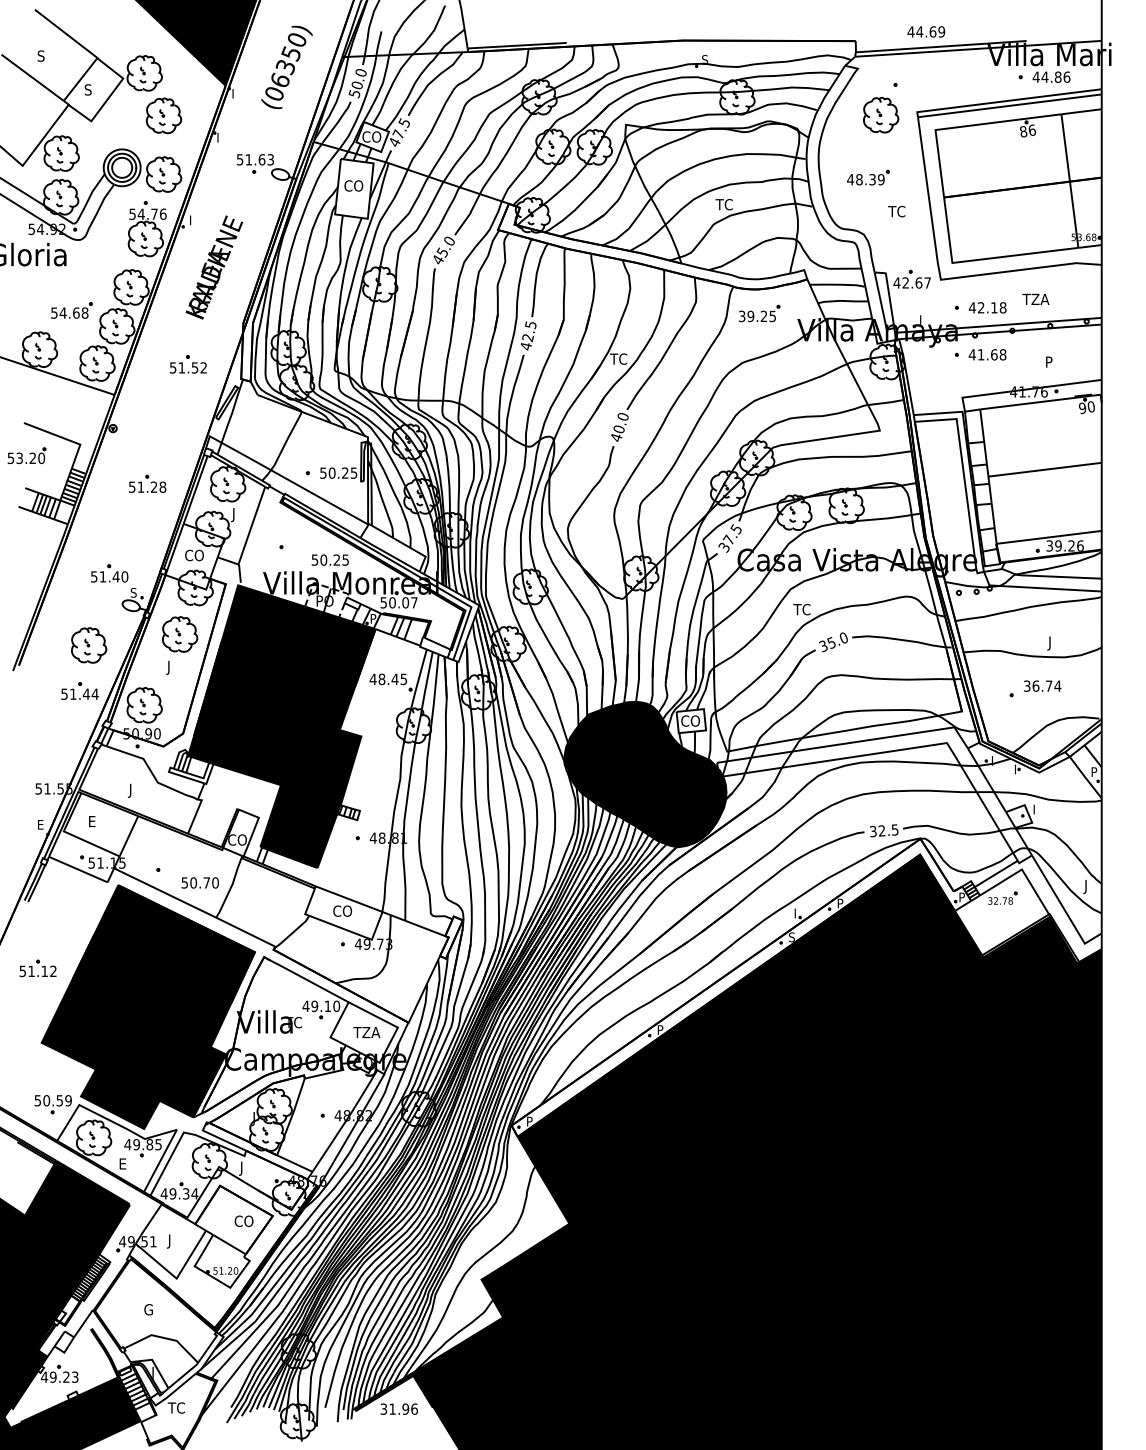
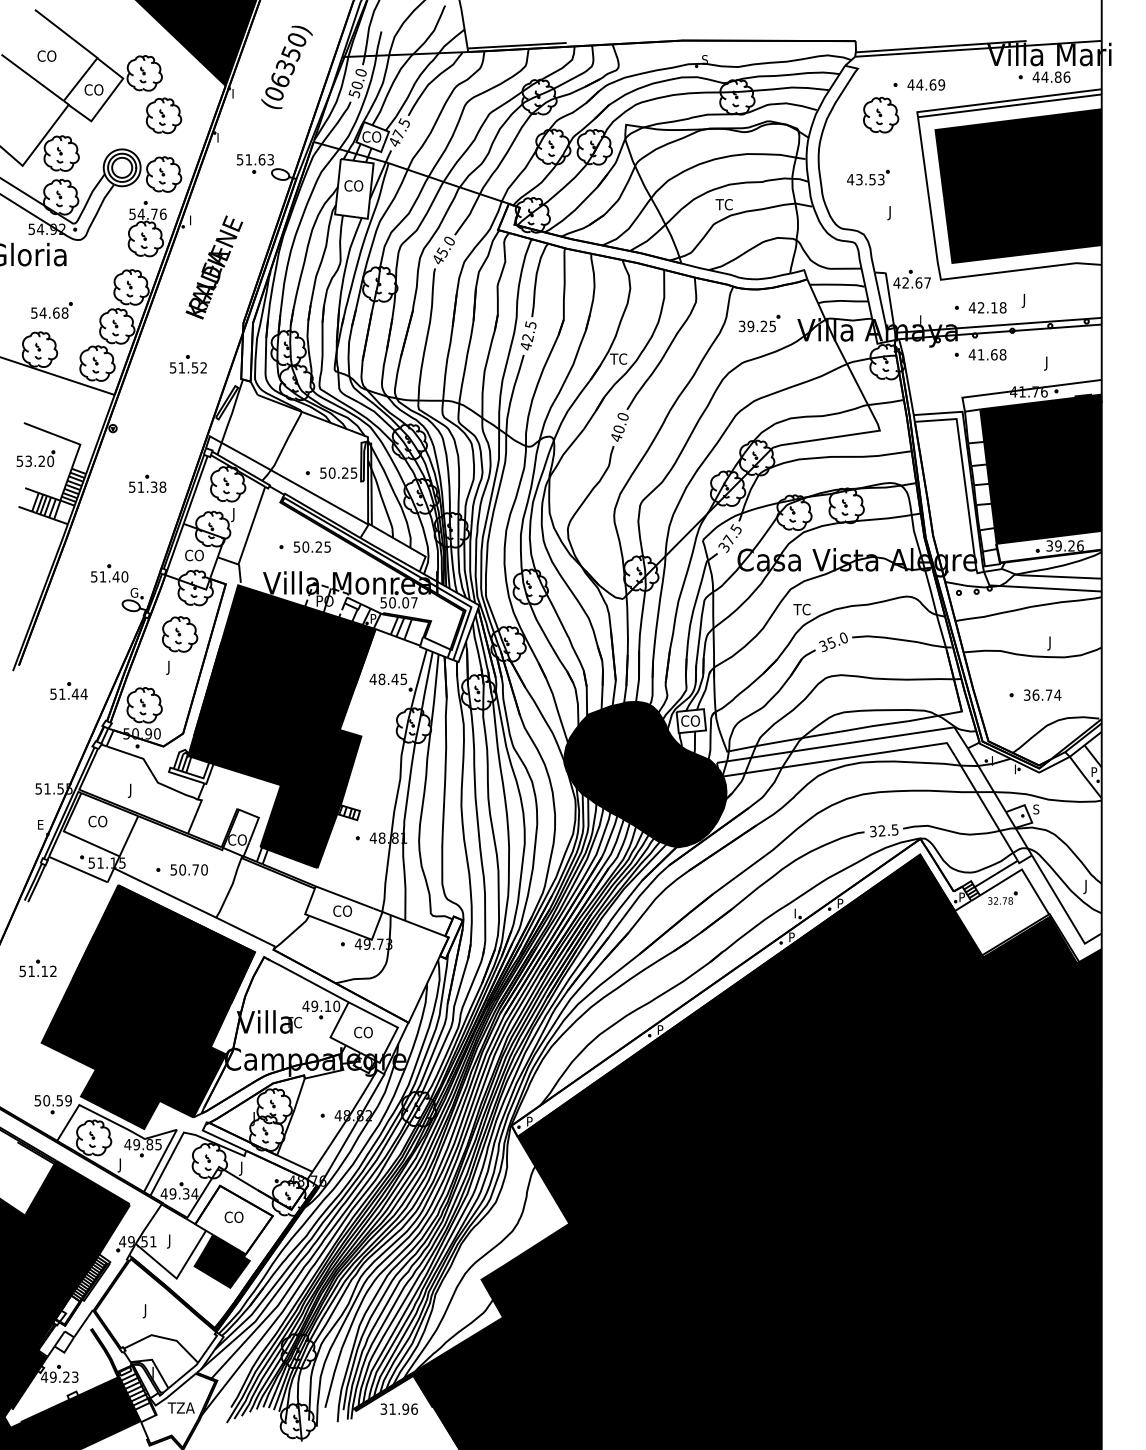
text position: (926, 31) -> (926, 84) (926, 84)
text: S -> CO (46, 55)
text: S -> CO (93, 89)
text: 48.39 -> 43.53 (870, 179)
fill: none -> present (1018, 186)
text: TC -> J (896, 212)
text: TZA -> J (1035, 300)
part position: (71, 310) -> (51, 310) (51, 310)
part position: (759, 313) -> (759, 323) (759, 323)
text: P -> J (1048, 363)
part position: (26, 455) -> (35, 458) (35, 458)
fill: none -> present (1040, 468)
text: 51.28 -> 51.38 (154, 487)
text position: (329, 559) -> (311, 546) (311, 546)
text: S -> G (134, 592)
part: present -> none (89, 645)
text position: (1042, 685) -> (1042, 694) (1042, 694)
part position: (79, 690) -> (68, 690) (68, 690)
text: I -> S (1036, 809)
text: E -> CO (97, 821)
text position: (199, 882) -> (188, 869) (188, 869)
text: S -> P (791, 937)
text: TZA -> CO (366, 1032)
text: E -> J (121, 1165)
text position: (243, 1220) -> (233, 1216) (233, 1216)
fill: none -> present (221, 1260)
text: G -> J (147, 1311)
text: TC -> TZA (185, 1407)
